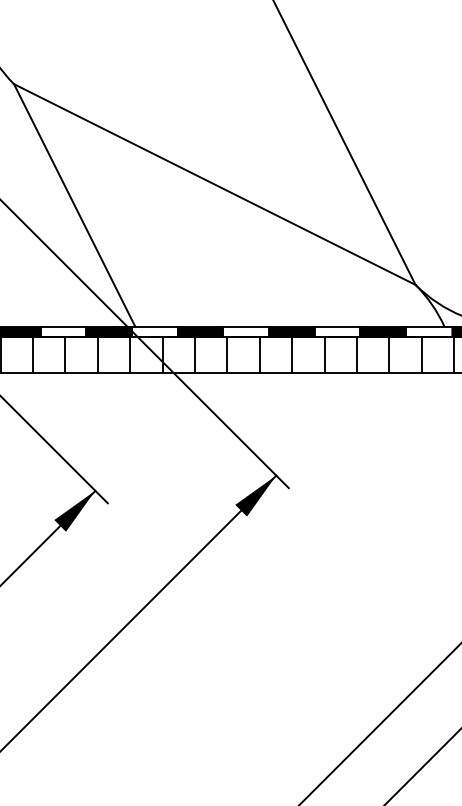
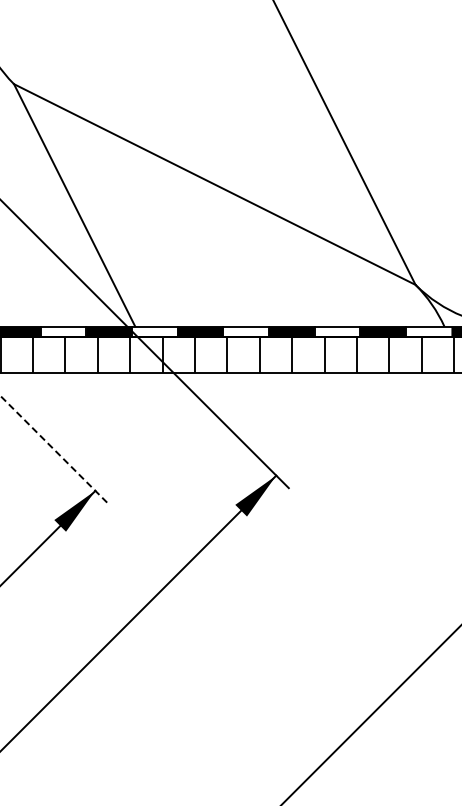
line: solid -> dashed (54, 449)
line position: (379, 723) -> (371, 714) (371, 714)
line: present -> none (422, 766)
